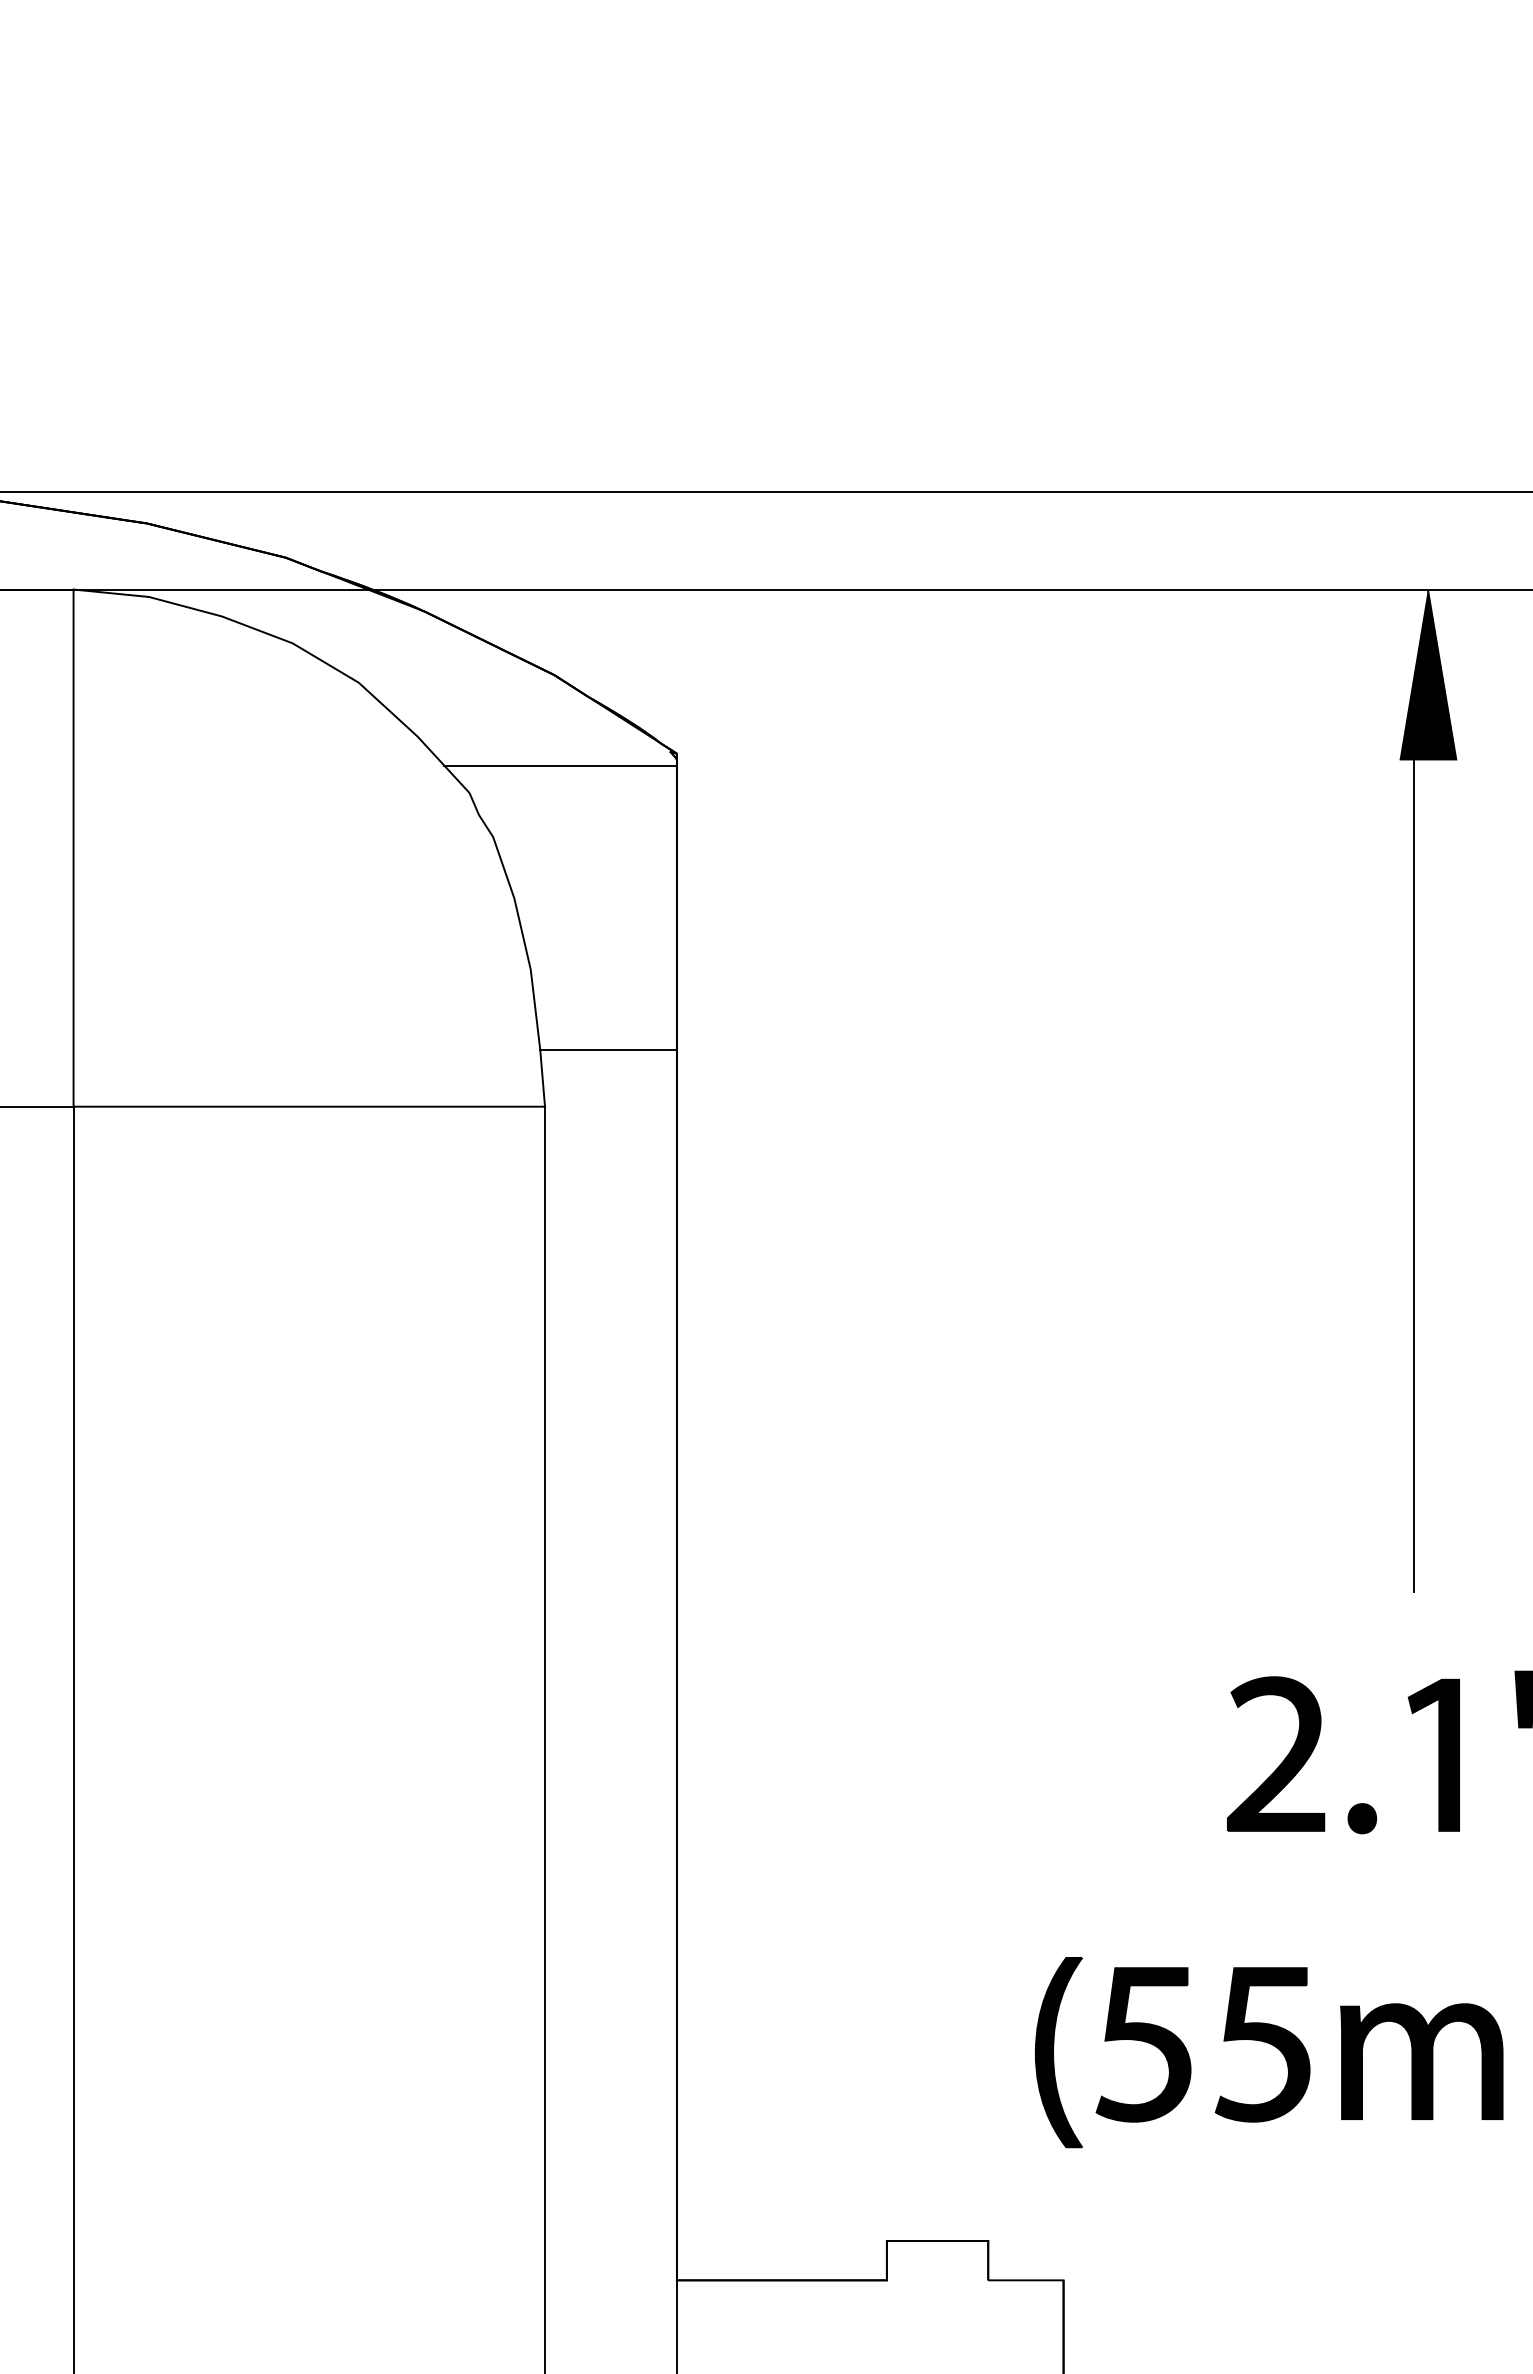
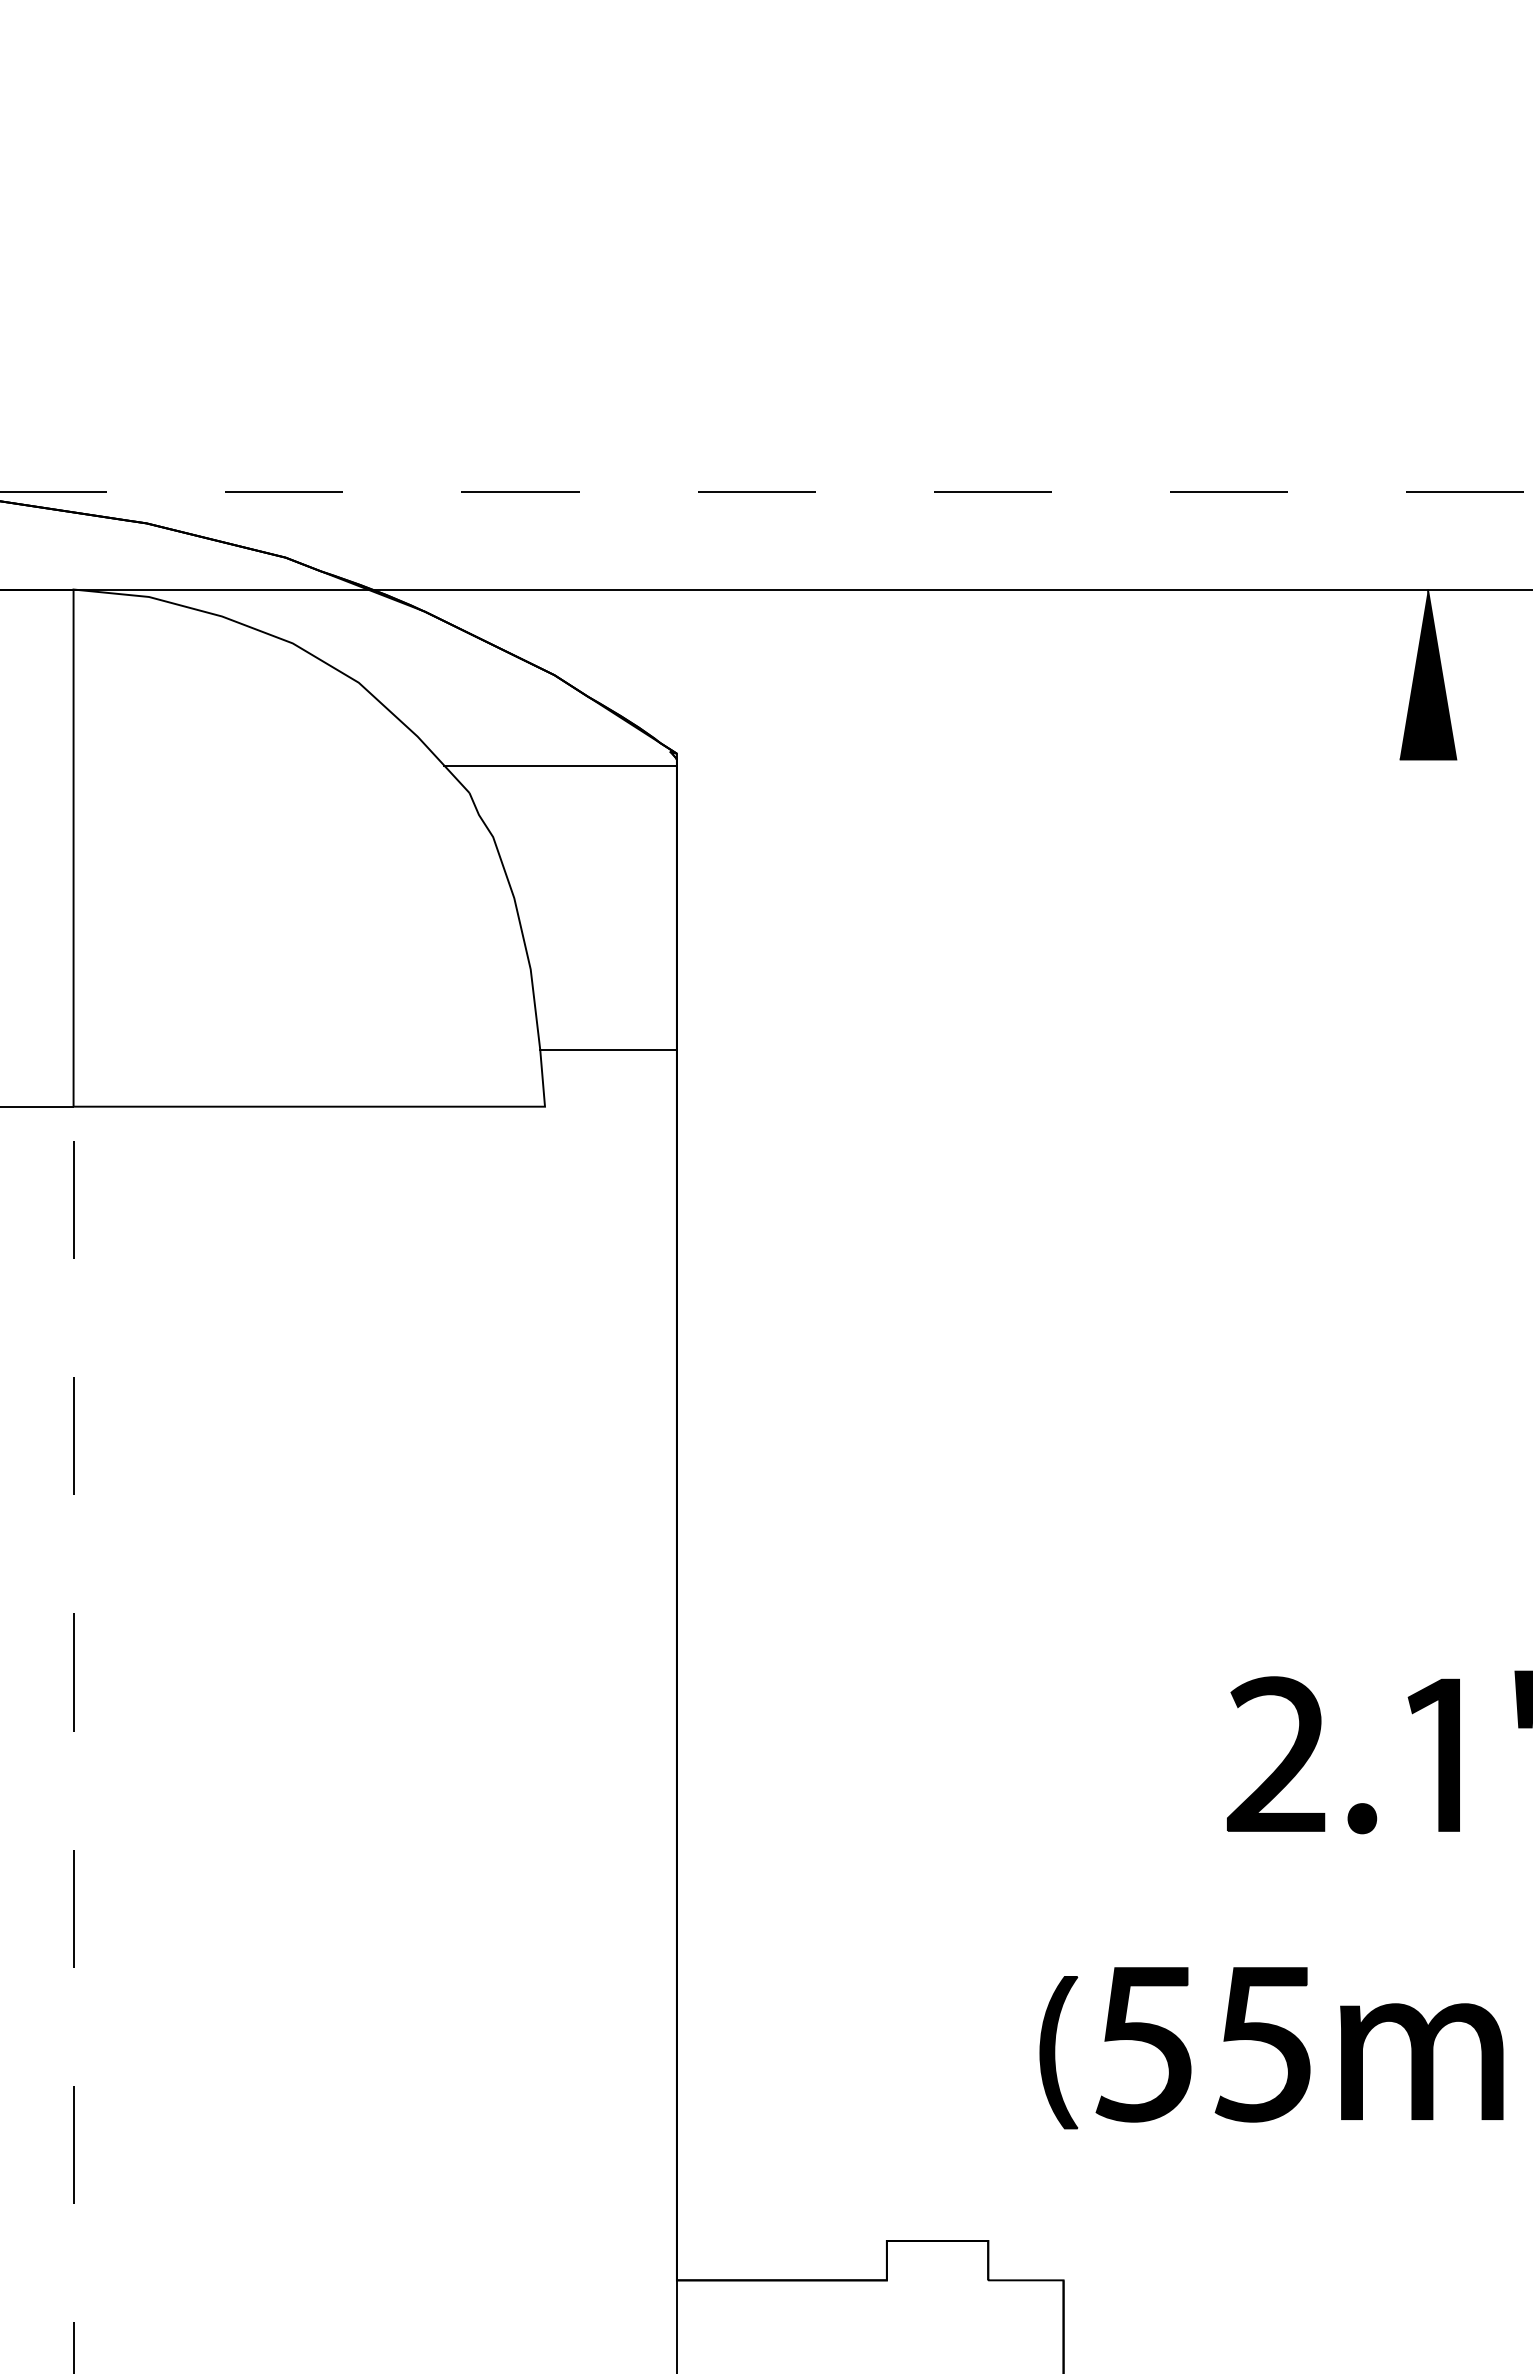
line: solid -> dashed (766, 491)
line: present -> none (1414, 1139)
line: present -> none (545, 1738)
line: solid -> dashed (73, 1739)
part size: 48x192 px -> 40x154 px (1058, 2052)
